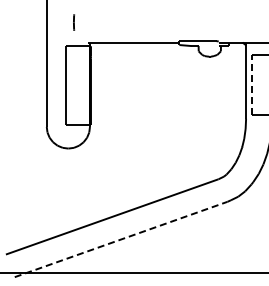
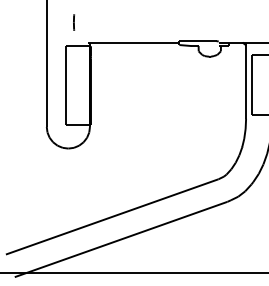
line: dashed -> solid (251, 85)
line: dashed -> solid (121, 239)
